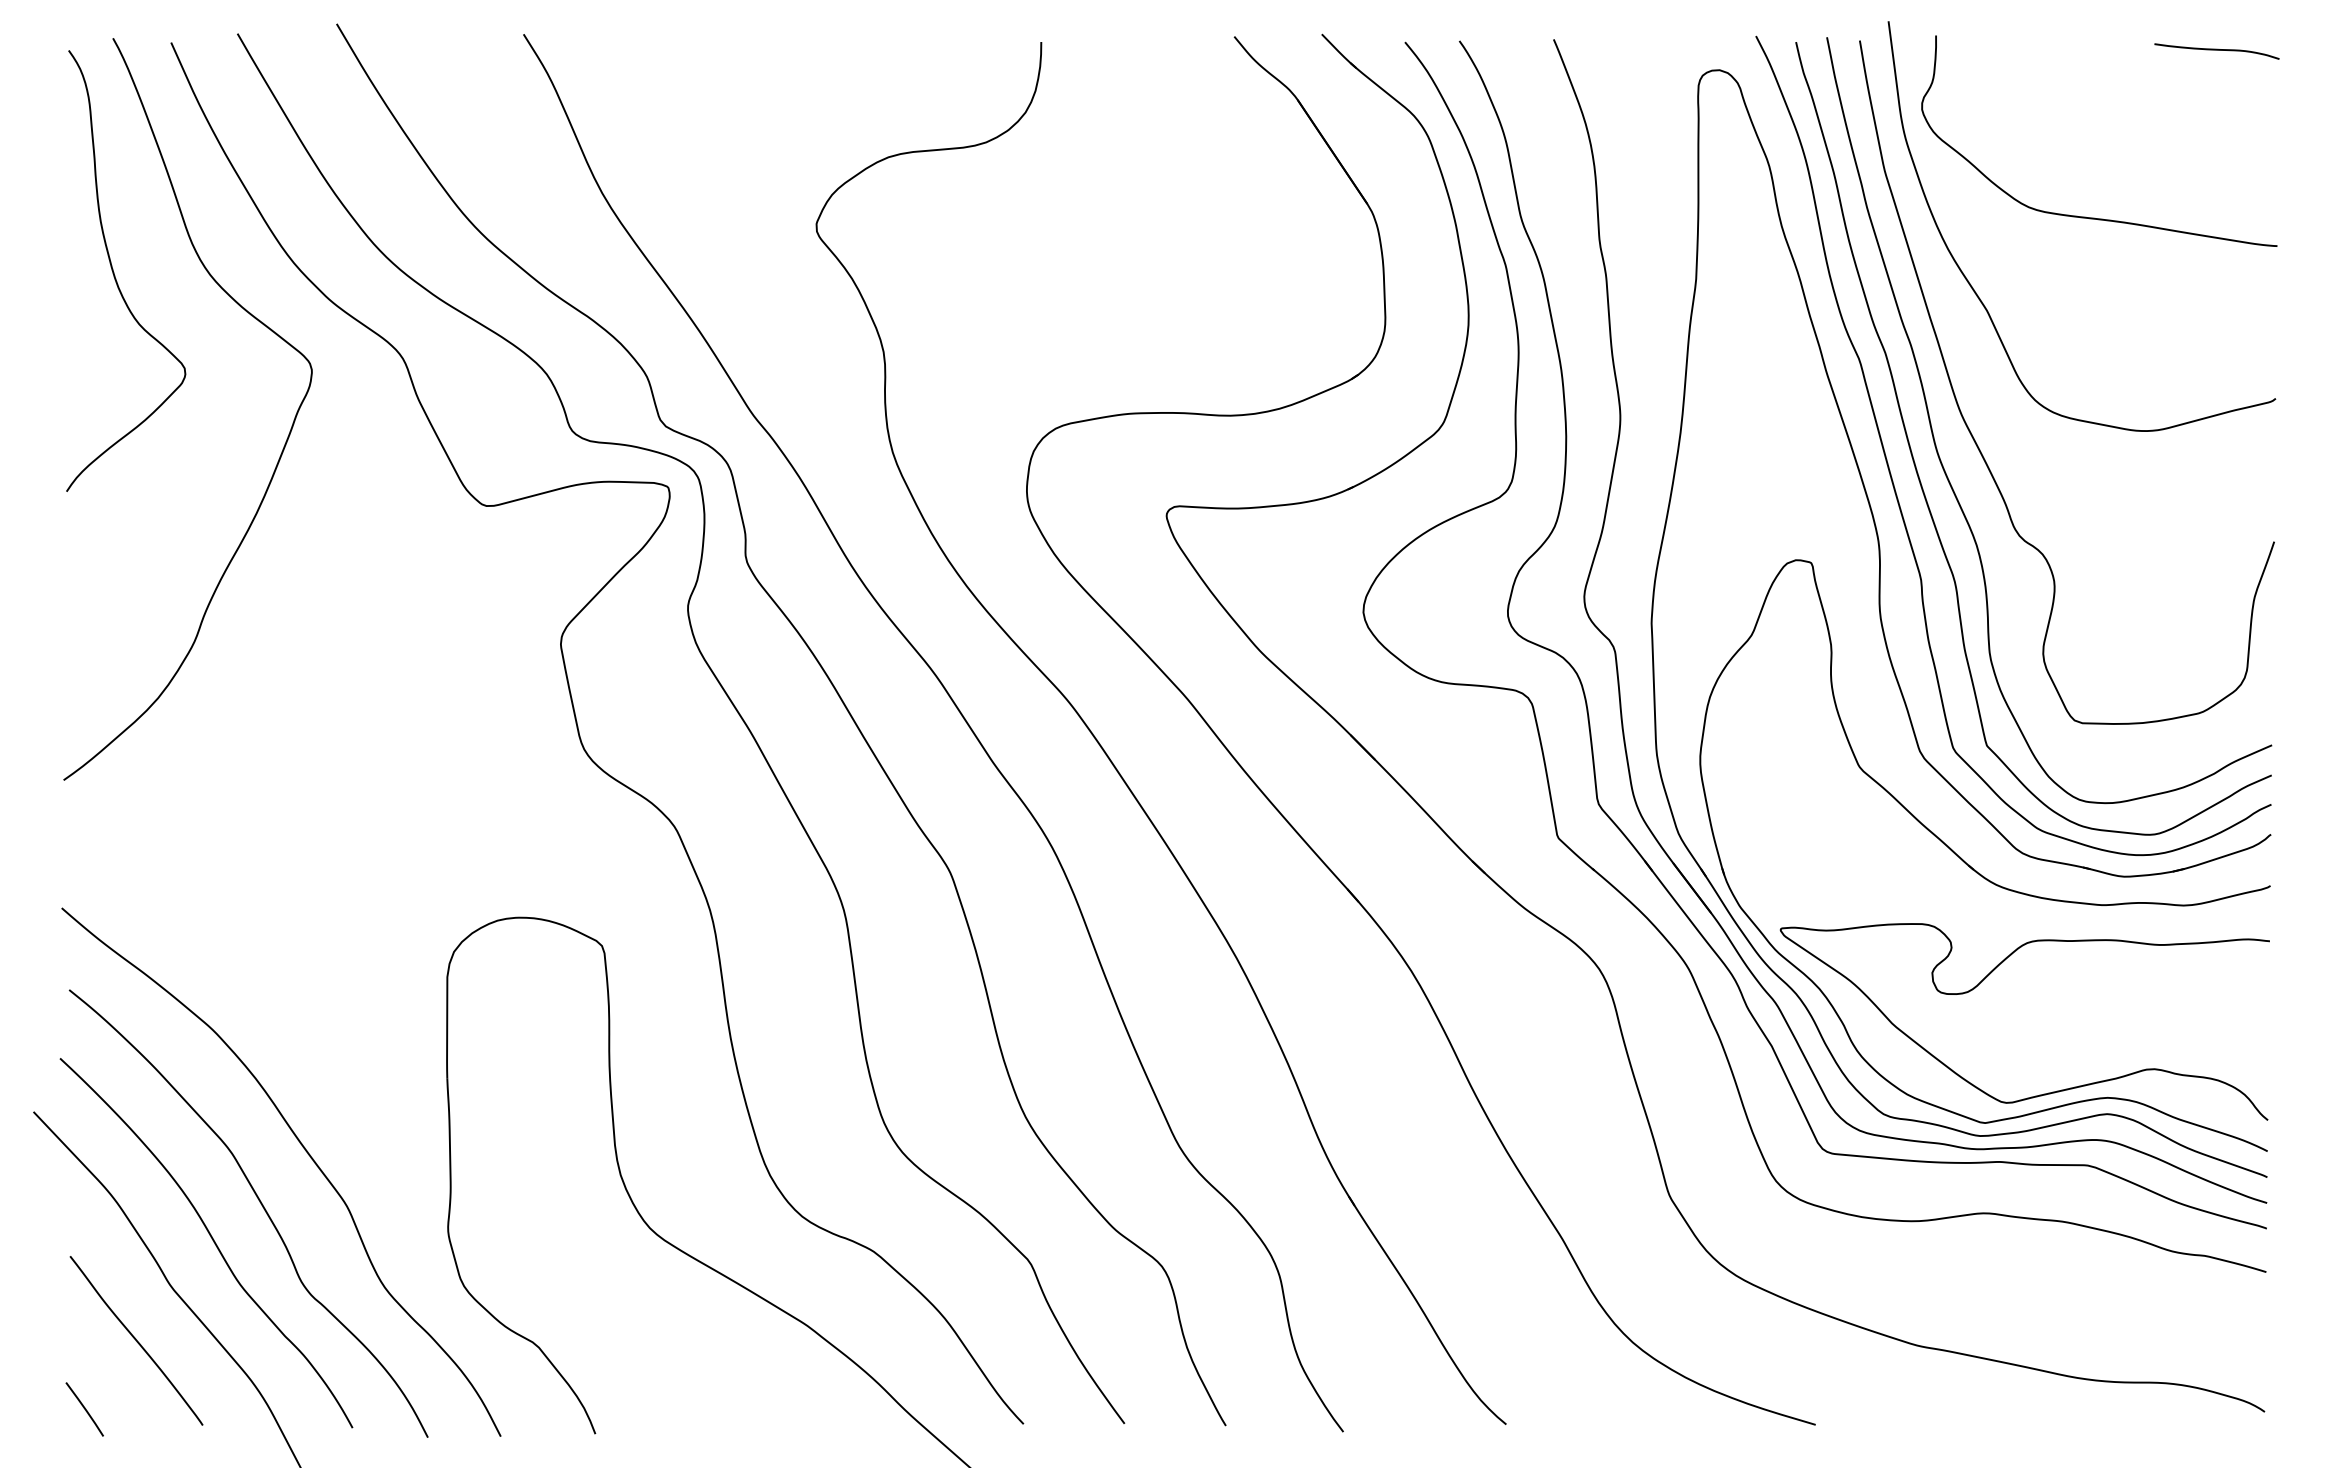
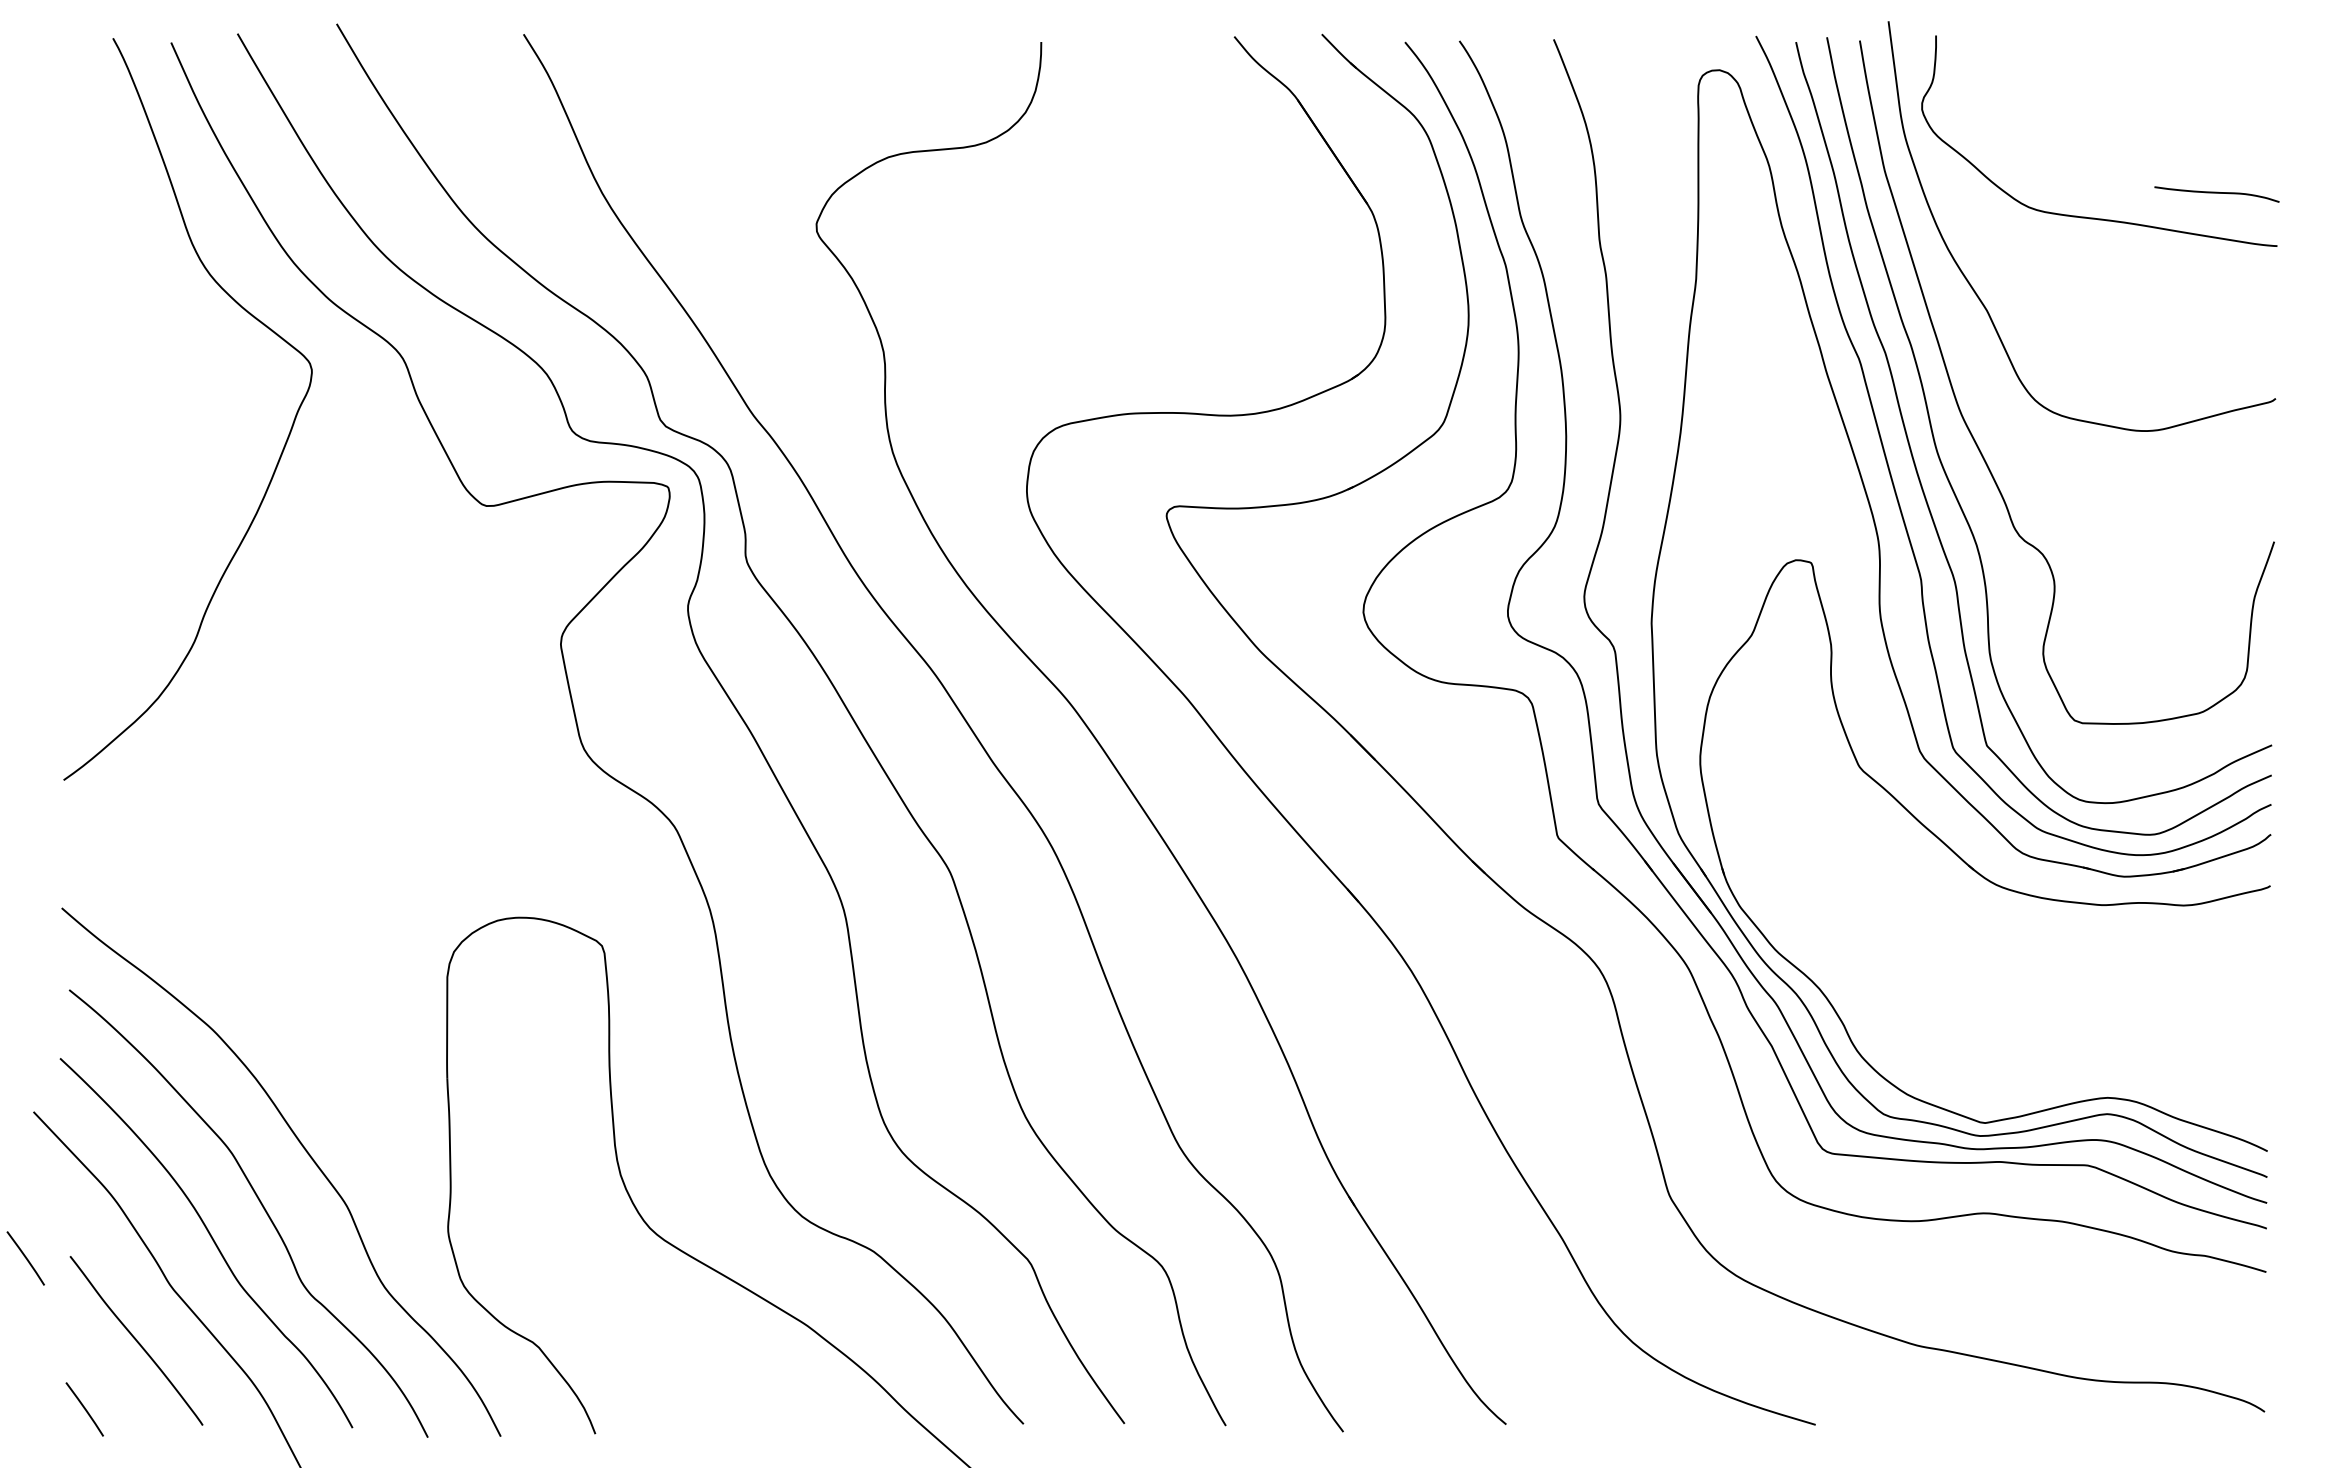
curve position: (2216, 50) -> (2216, 193) (2216, 193)
curve: present -> none (115, 275)
curve: present -> none (1987, 977)
line: none -> present (25, 1258)
